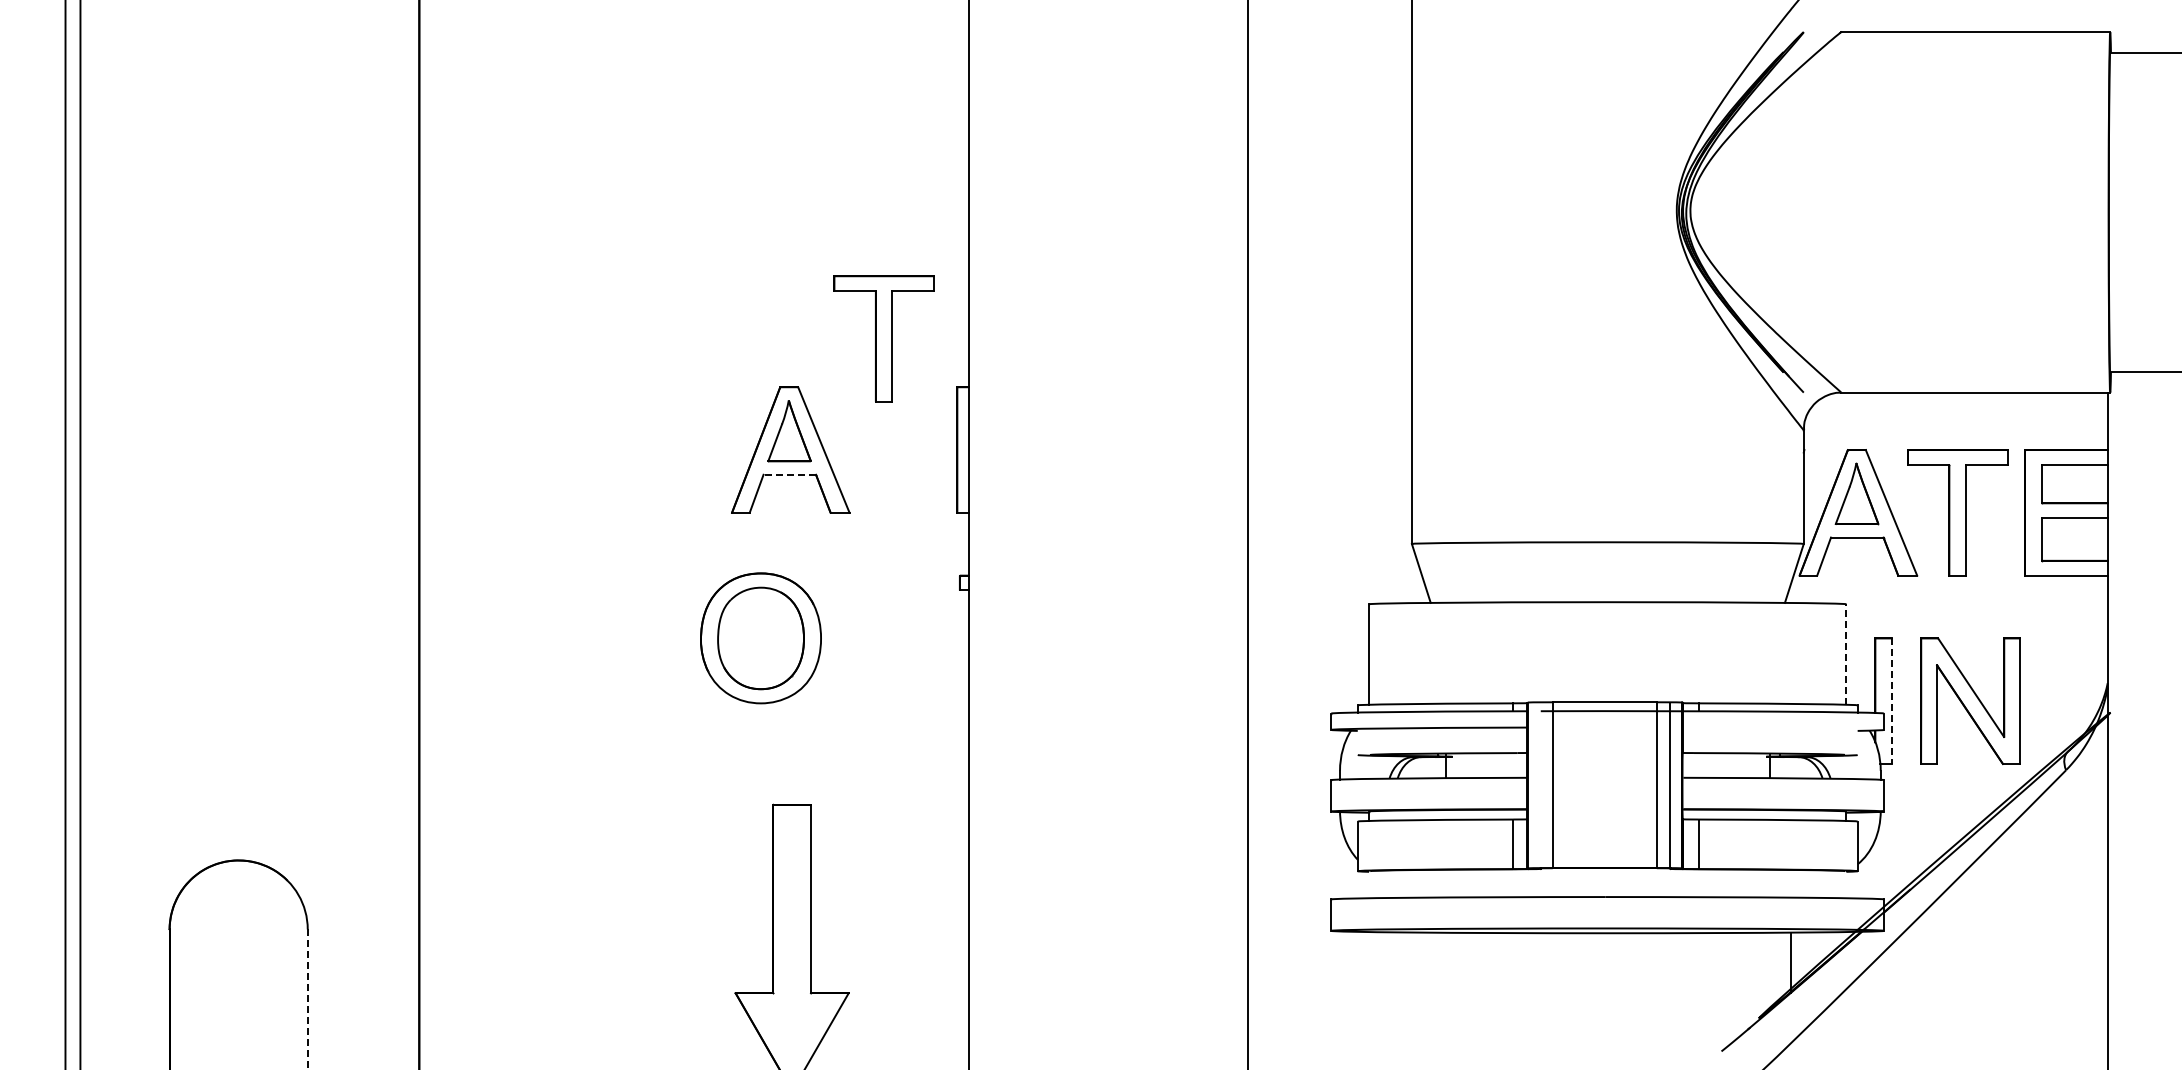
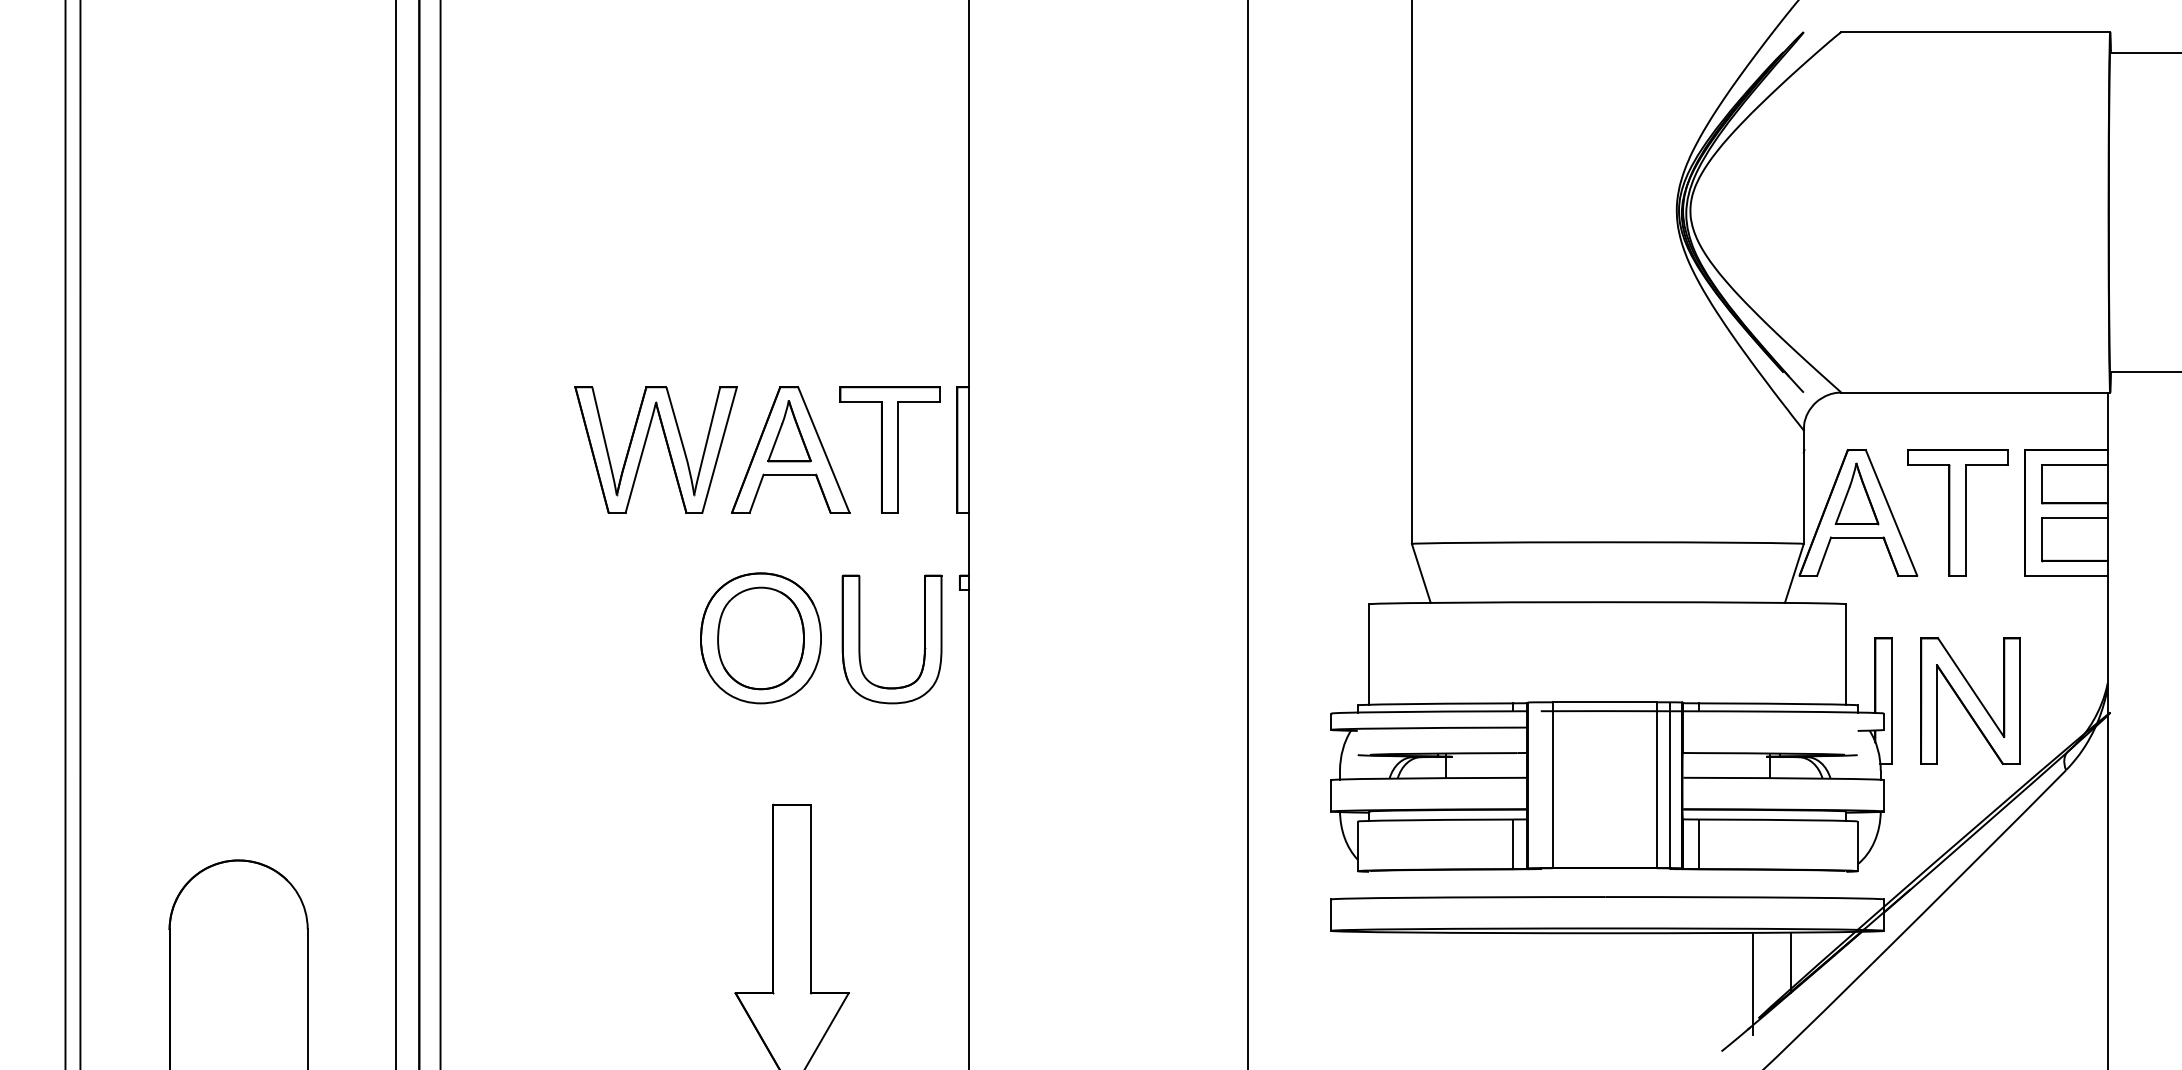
part position: (883, 338) -> (889, 449) (889, 449)
part: none -> present (645, 445)
line: dashed -> solid (789, 474)
line: none -> present (395, 534)
line: none -> present (440, 534)
part: none -> present (860, 639)
line: dashed -> solid (1846, 654)
line: dashed -> solid (1892, 701)
line: none -> present (1753, 983)
line: dashed -> solid (307, 1000)
